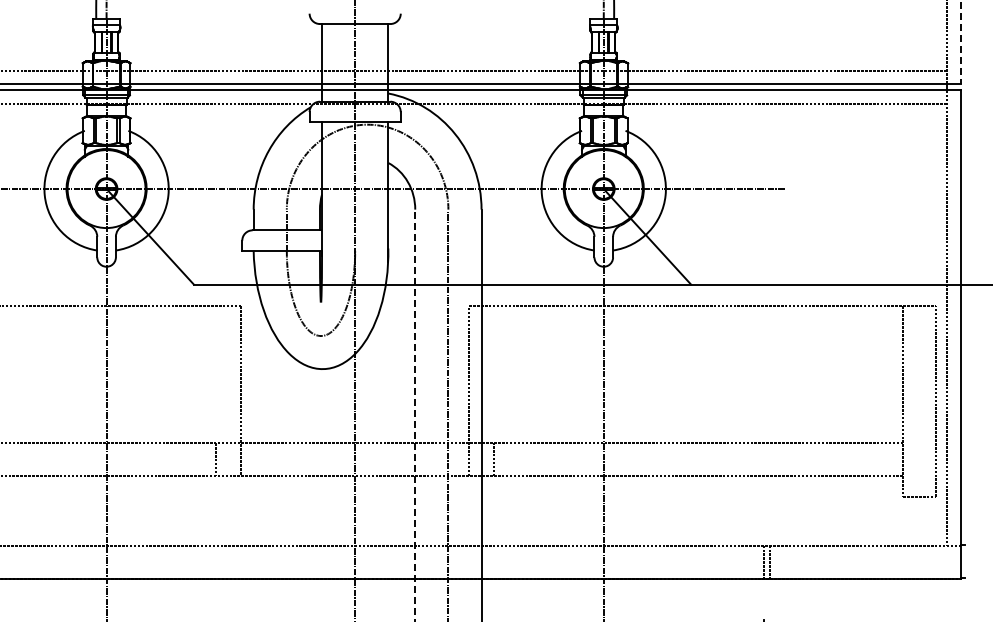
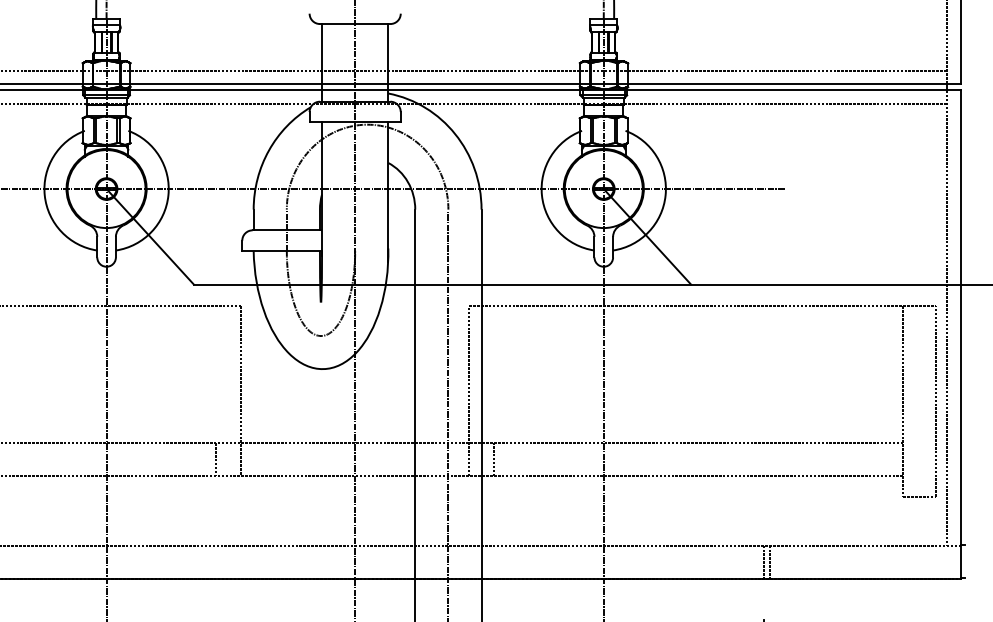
line: dashed -> solid (961, 42)
line: dashed -> solid (415, 415)
